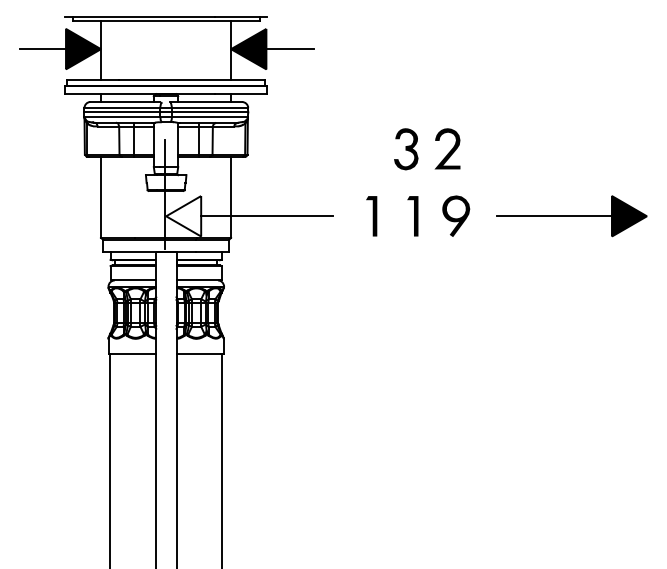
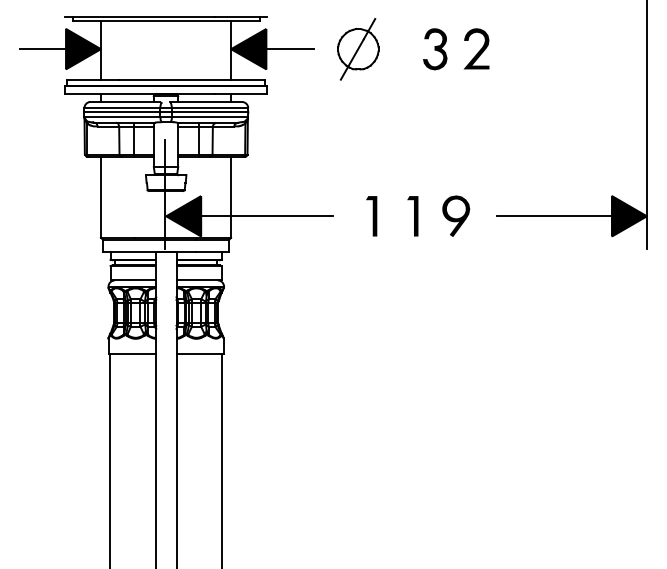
part: none -> present (358, 49)
line: none -> present (646, 125)
part position: (417, 153) -> (446, 53) (446, 53)
fill: none -> present (183, 216)
